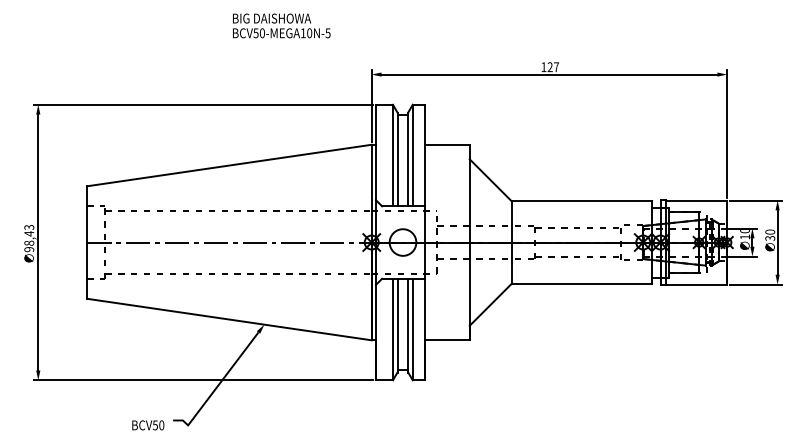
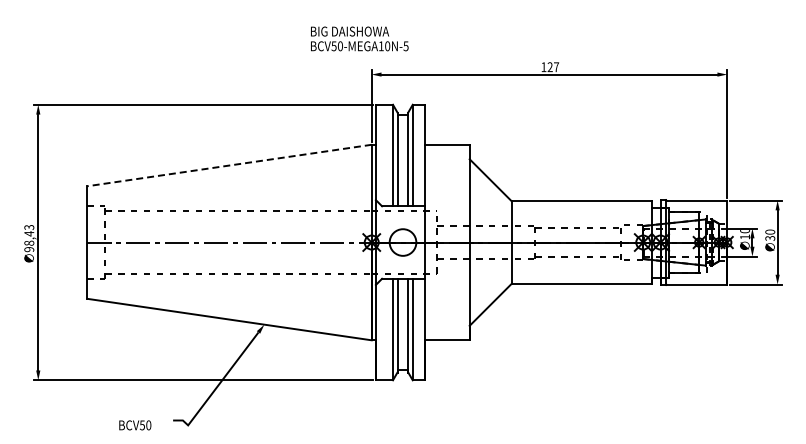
text position: (281, 25) -> (359, 38) (359, 38)
line: solid -> dashed (229, 165)
text position: (148, 425) -> (135, 425) (135, 425)
